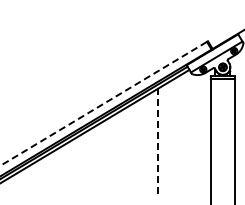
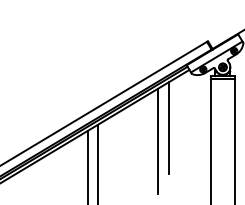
line: dashed -> solid (104, 103)
line: none -> present (168, 128)
line: dashed -> solid (158, 141)
line: none -> present (98, 162)
line: none -> present (88, 165)
